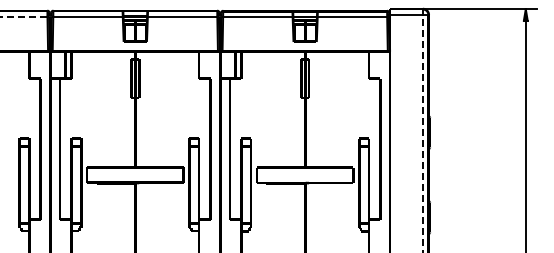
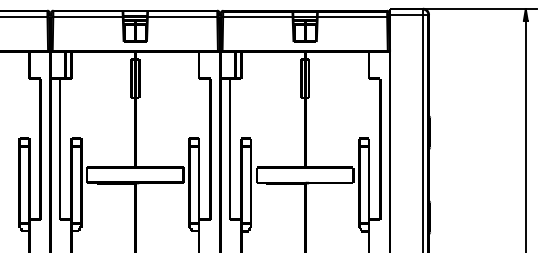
line: dashed -> solid (23, 16)
line: dashed -> solid (422, 133)
